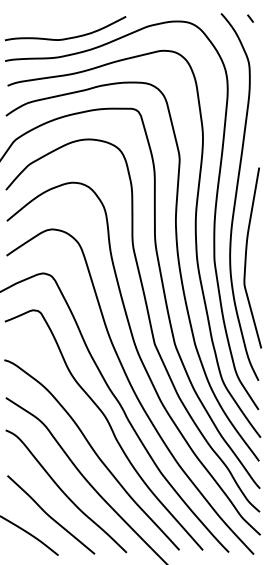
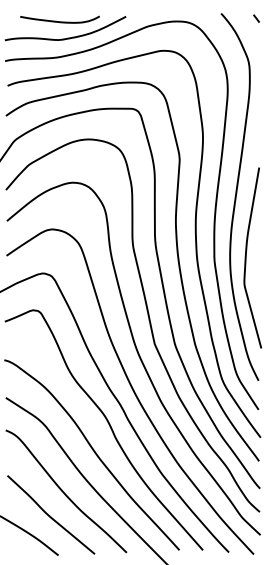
line position: (250, 18) -> (256, 18) (256, 18)
curve: none -> present (59, 21)
